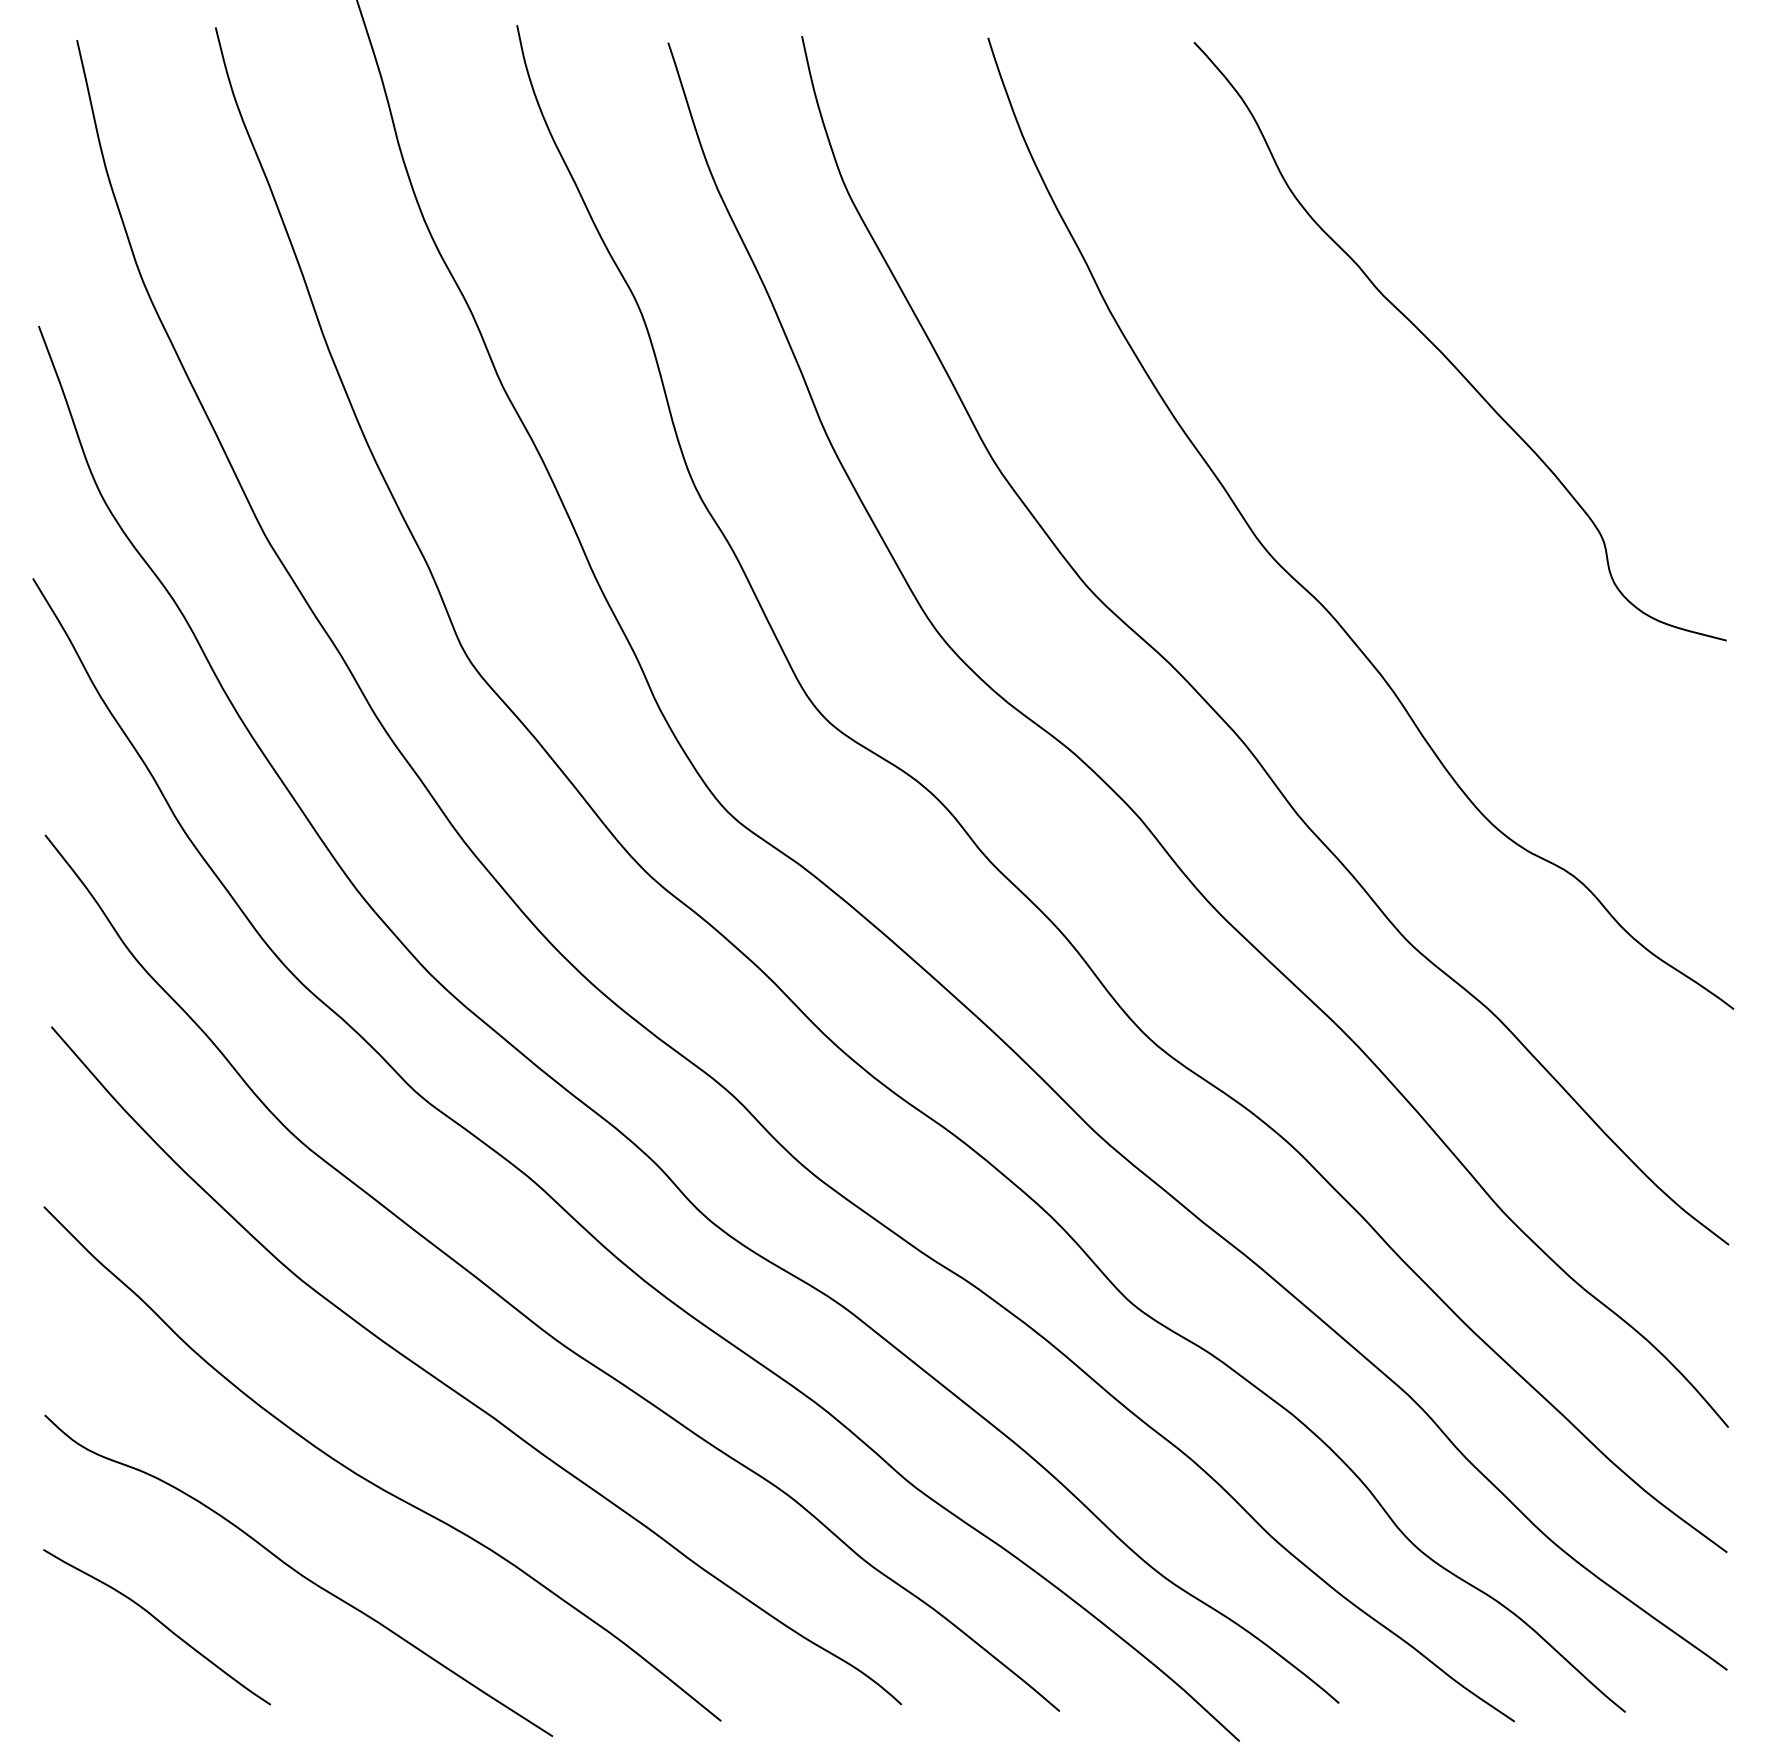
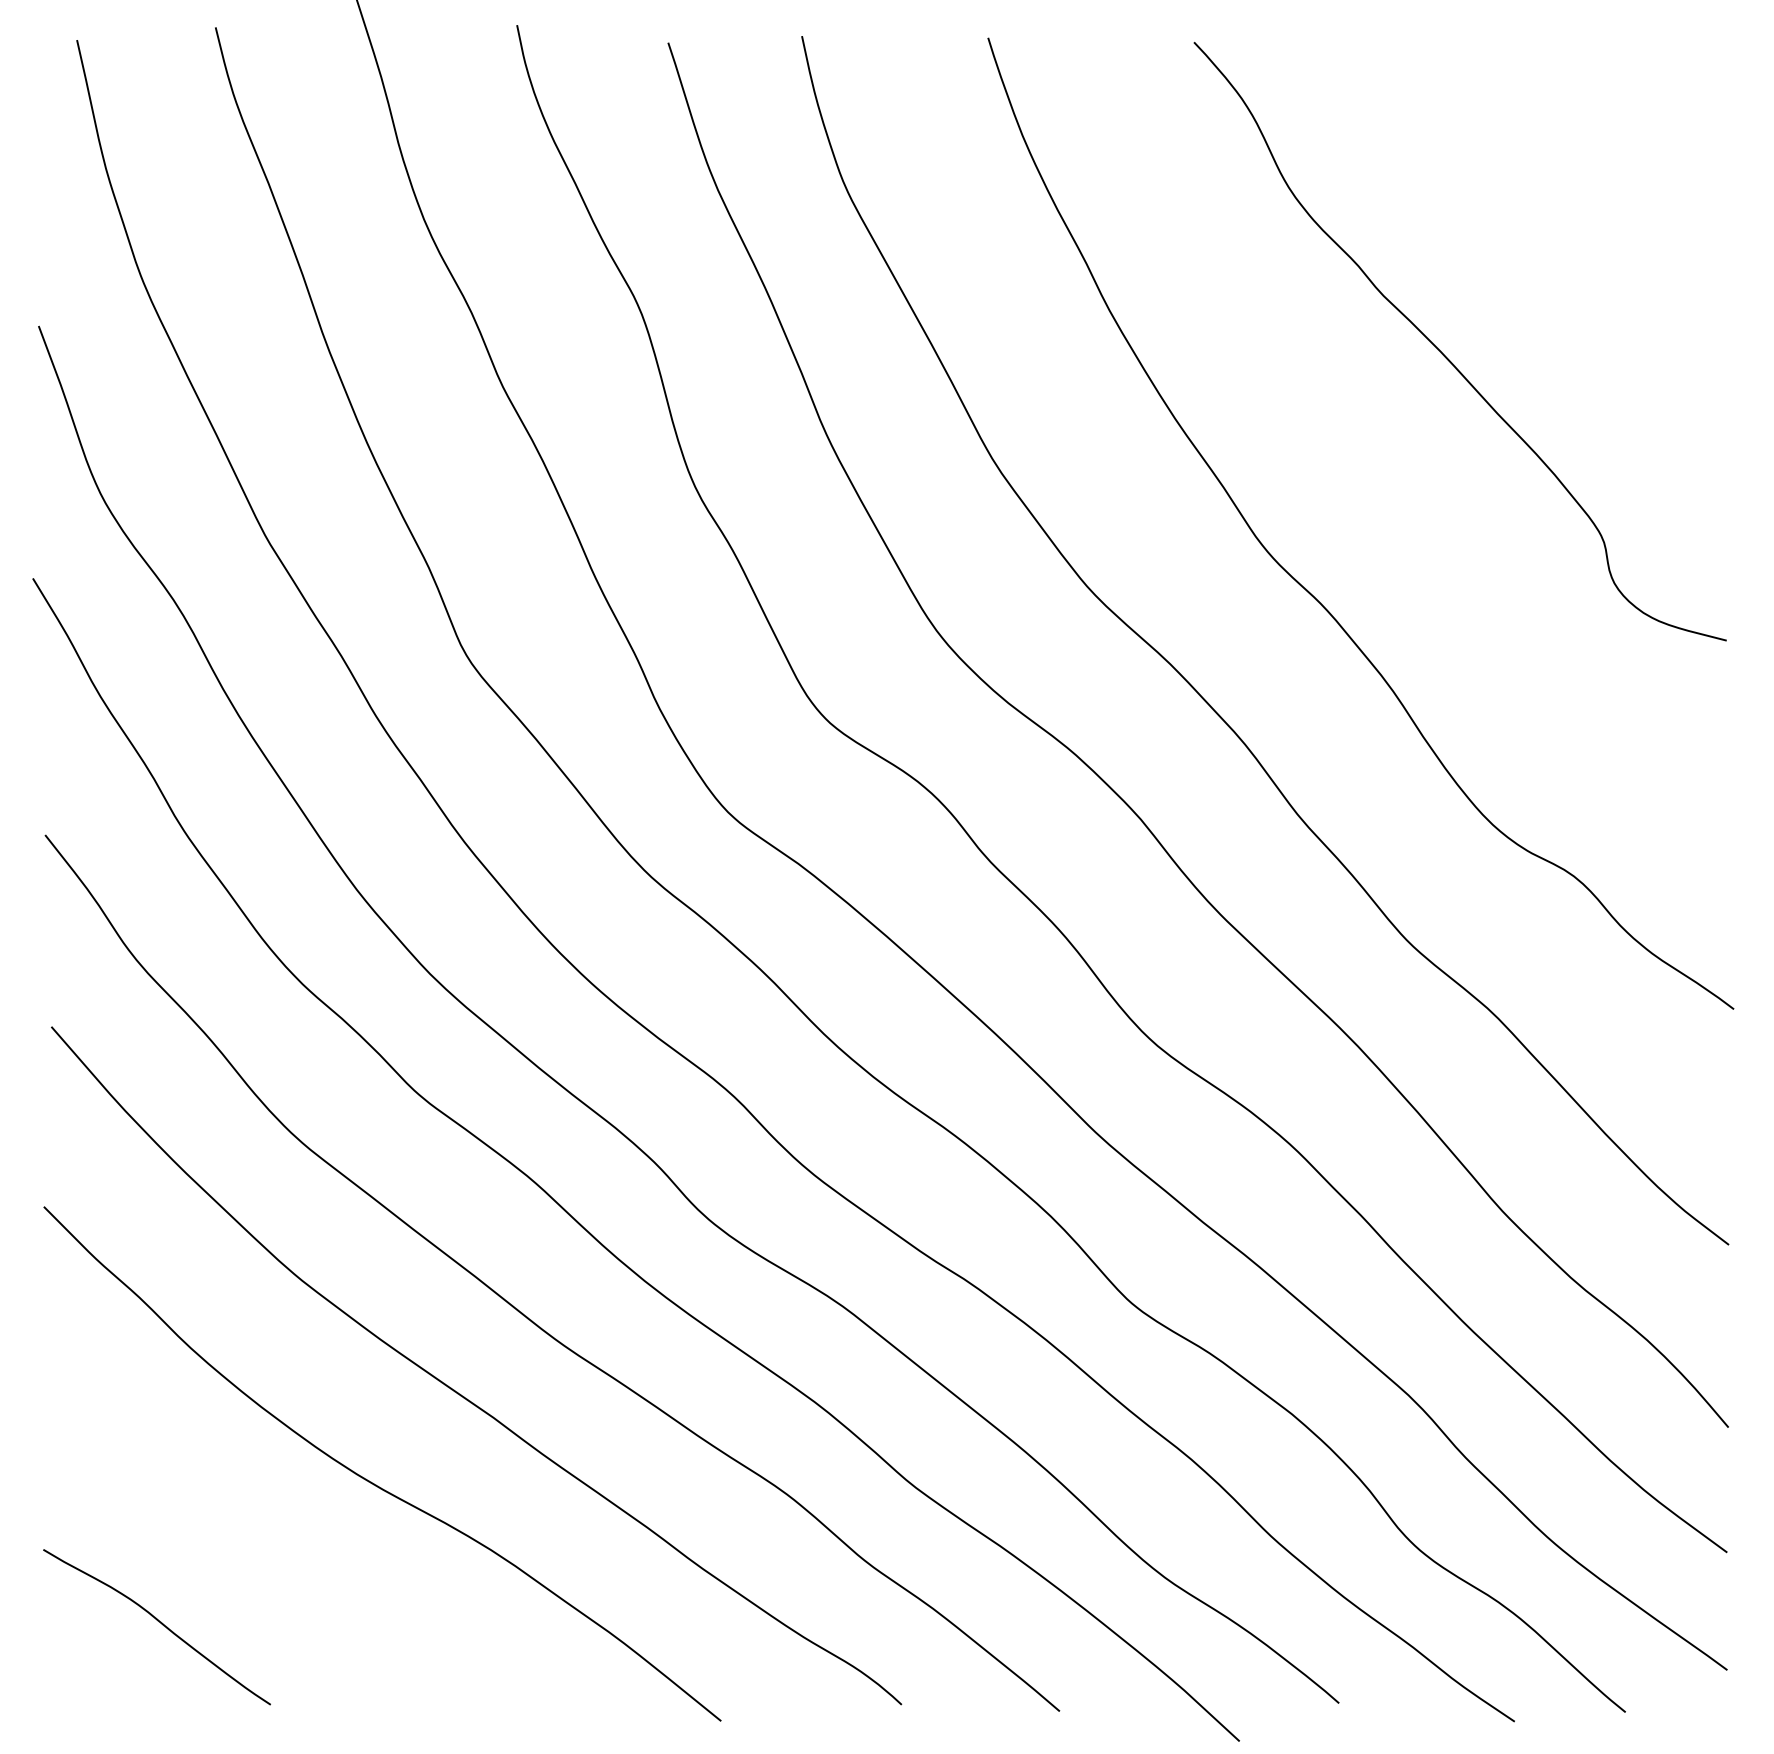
curve: present -> none (298, 1574)
